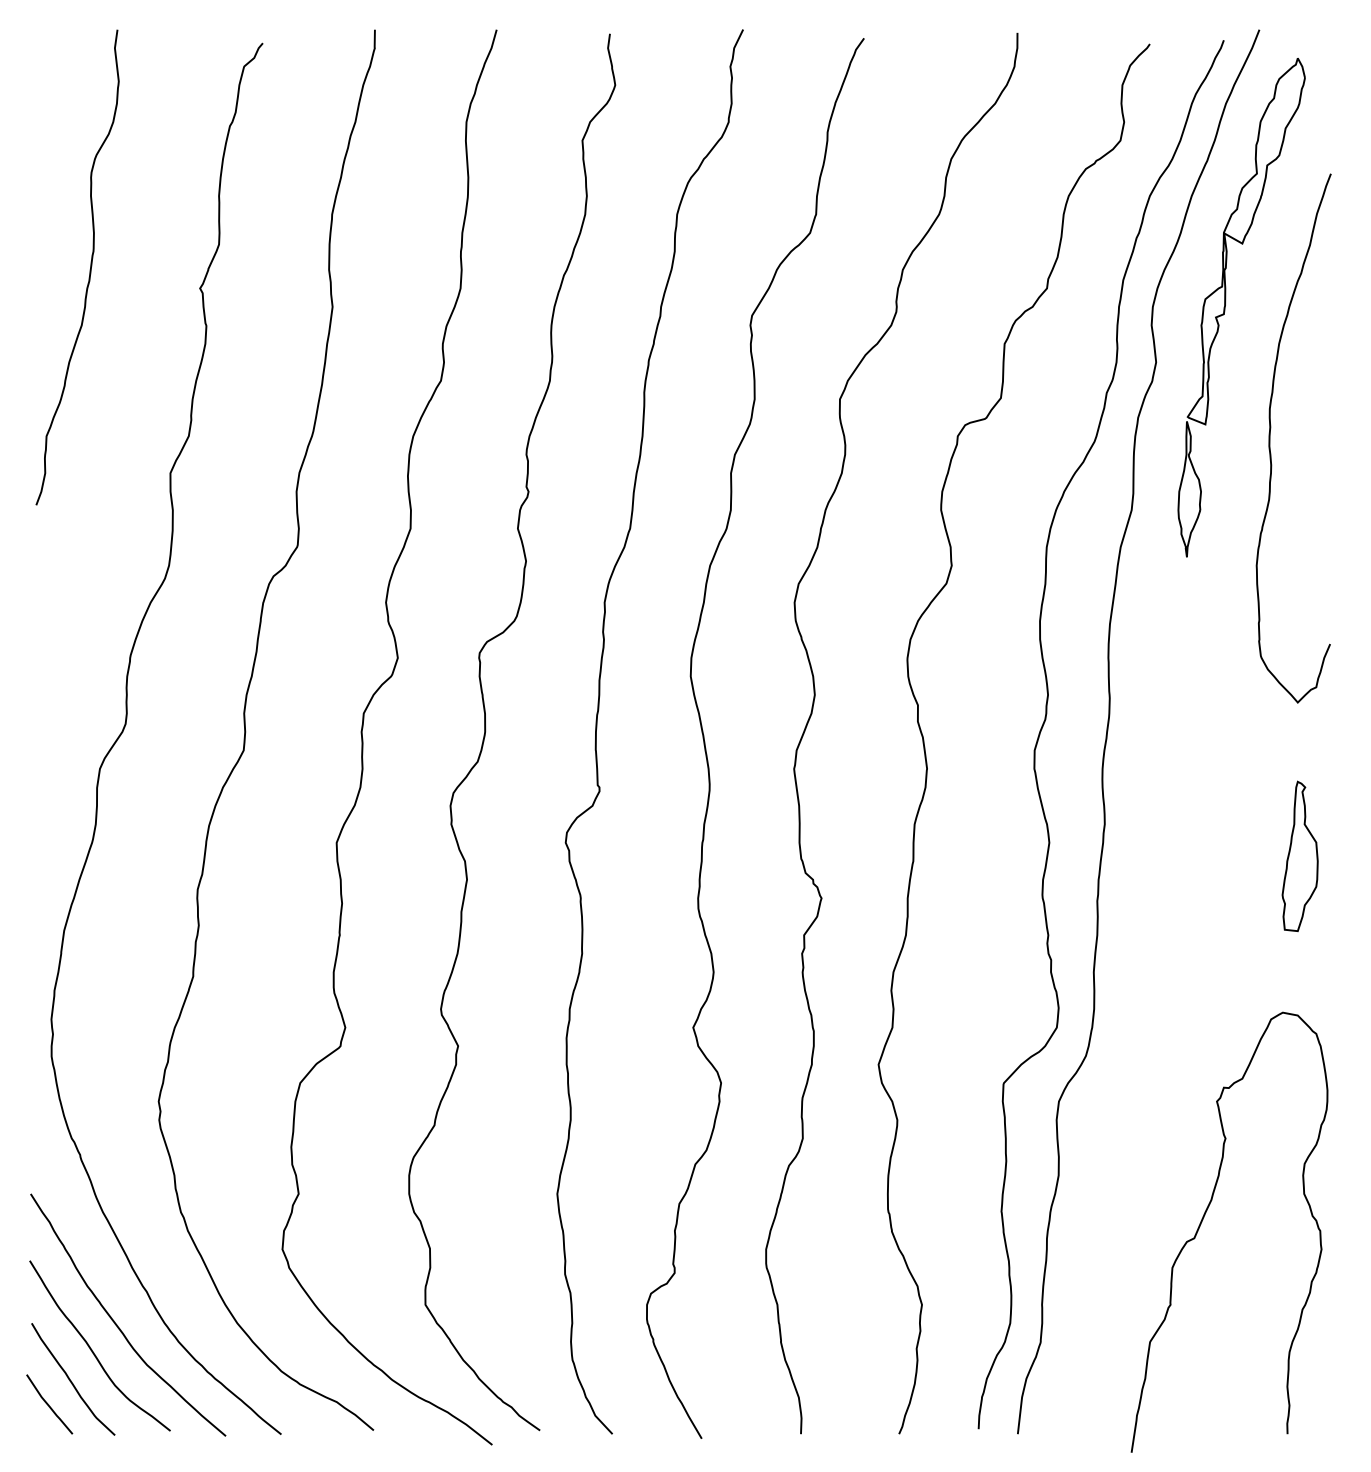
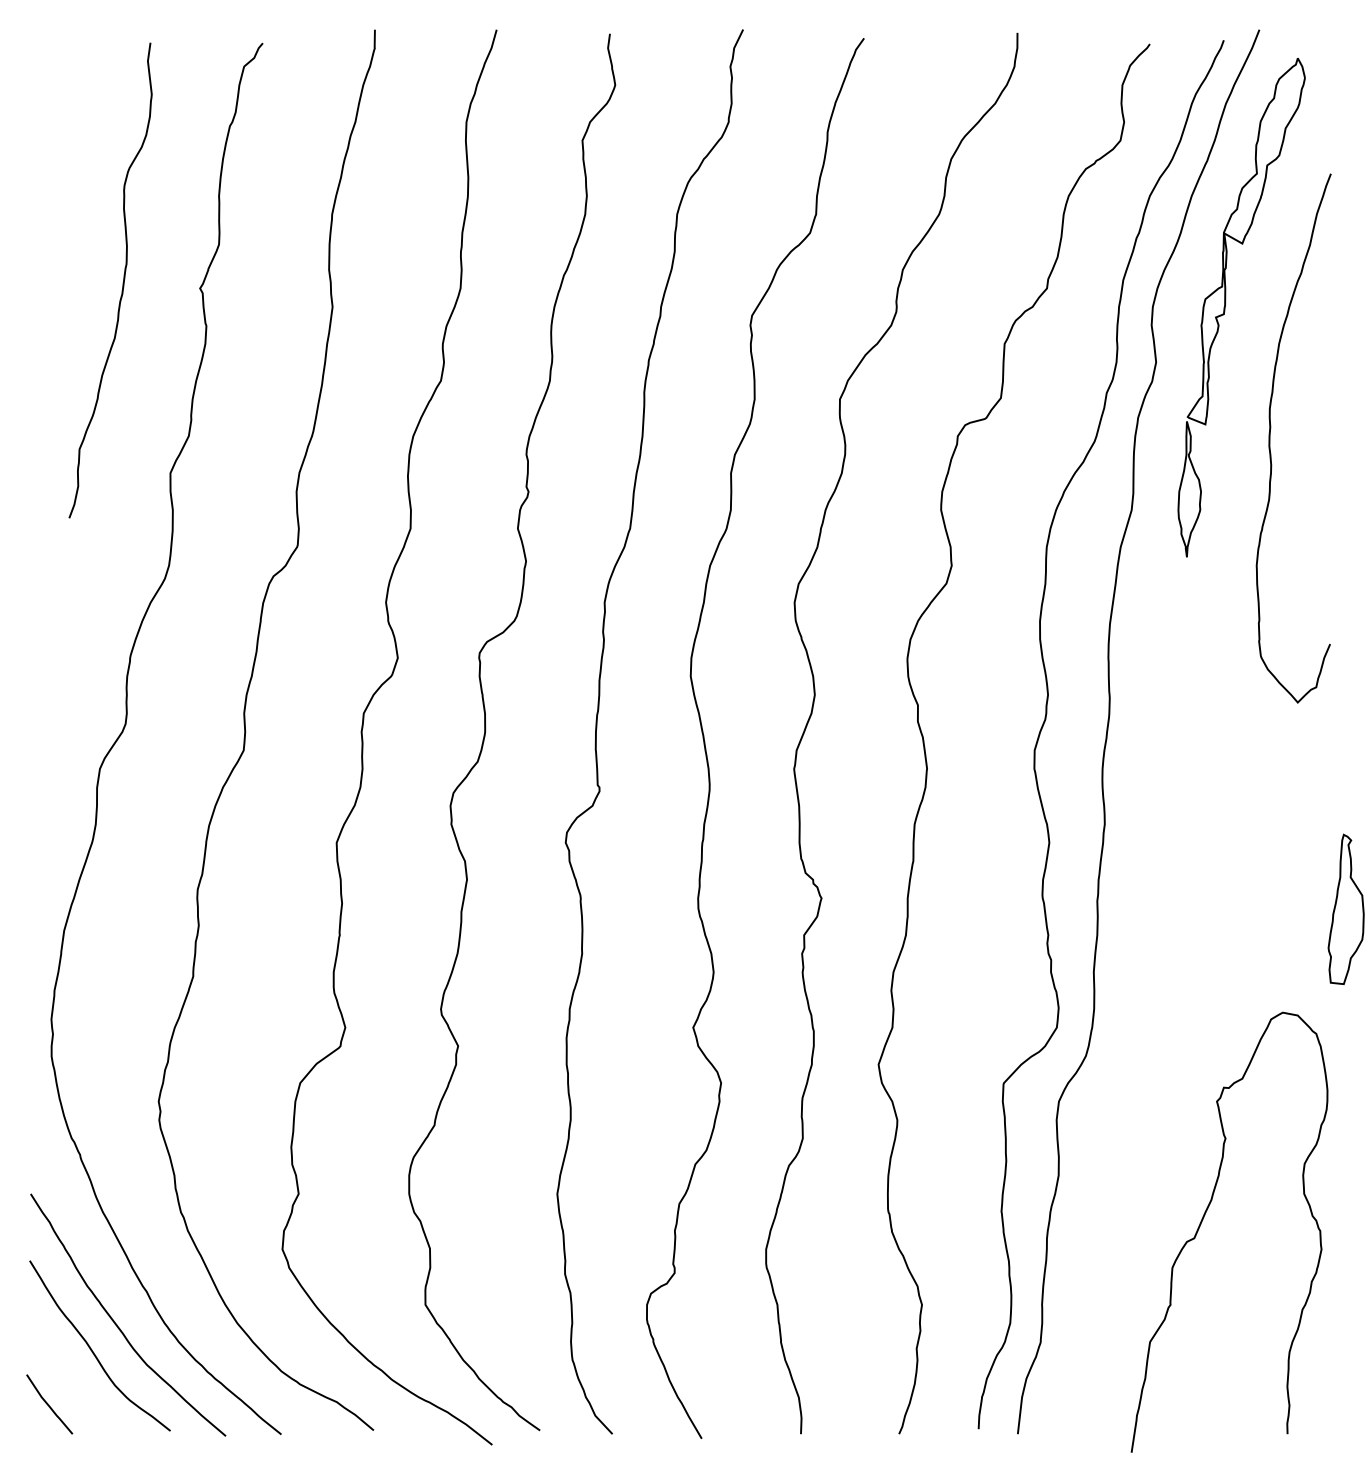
curve position: (89, 269) -> (122, 282) (122, 282)
part position: (1299, 855) -> (1345, 908) (1345, 908)
curve: present -> none (71, 1380)
